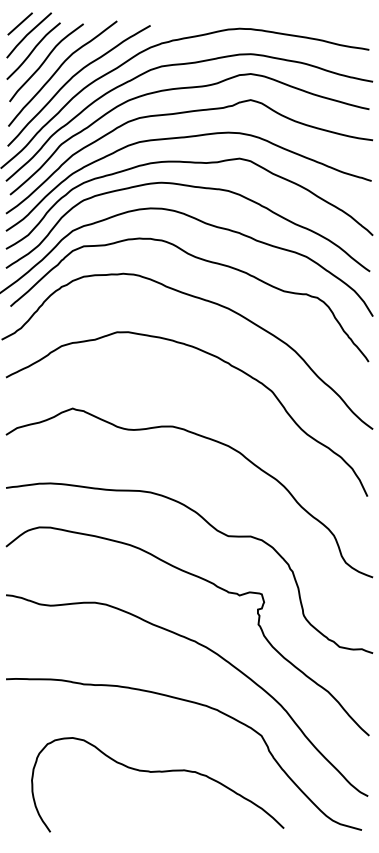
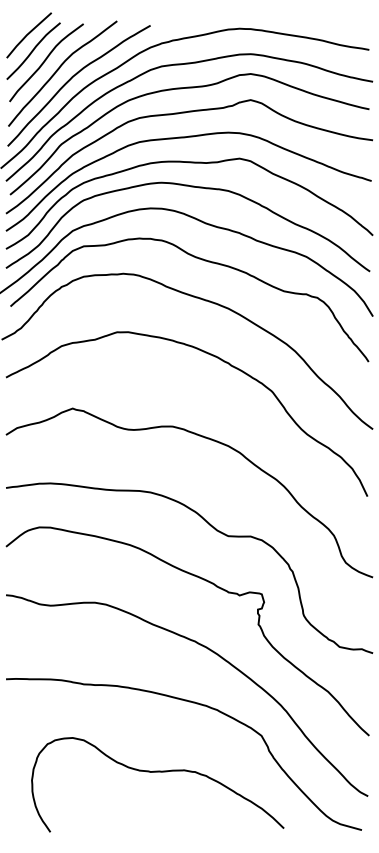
line: present -> none (19, 23)
